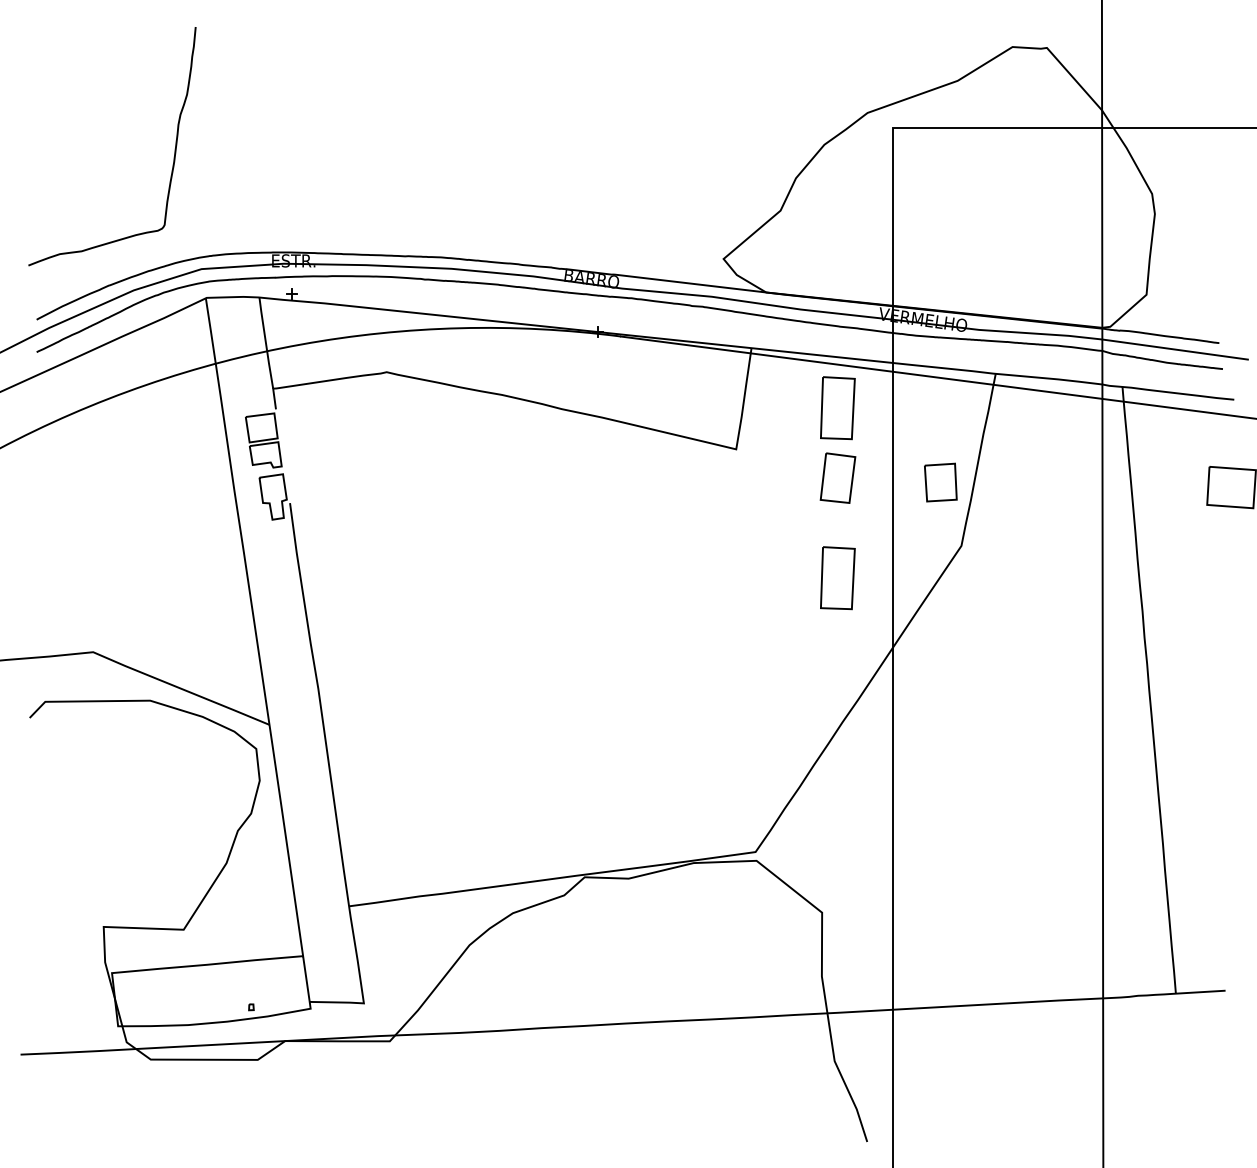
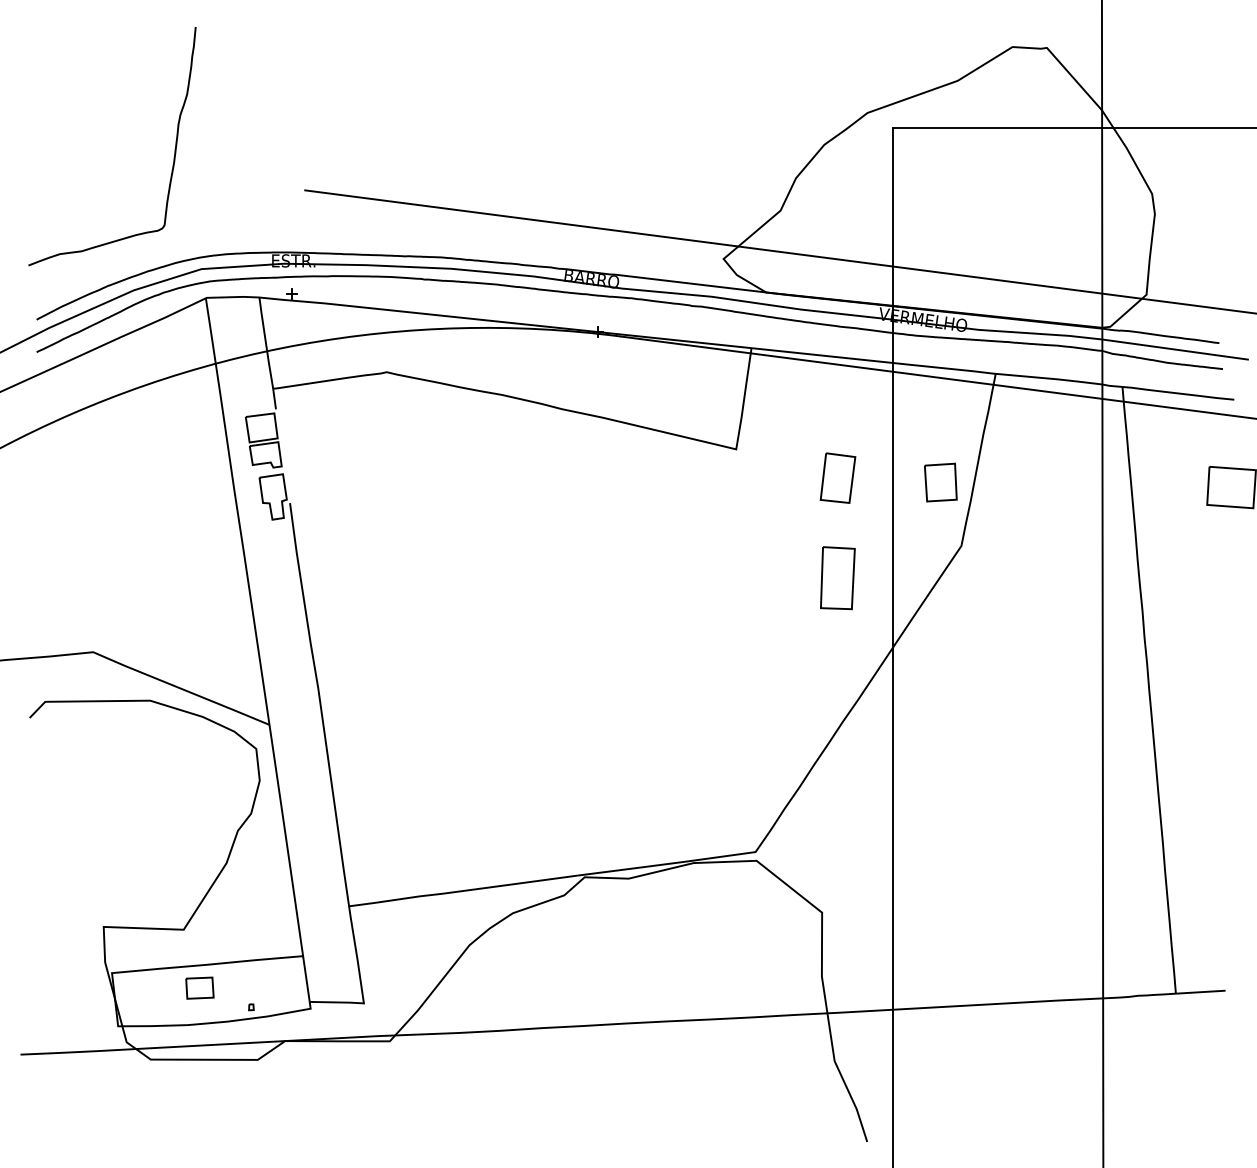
line: none -> present (779, 251)
part: present -> none (837, 408)
part: none -> present (199, 987)
